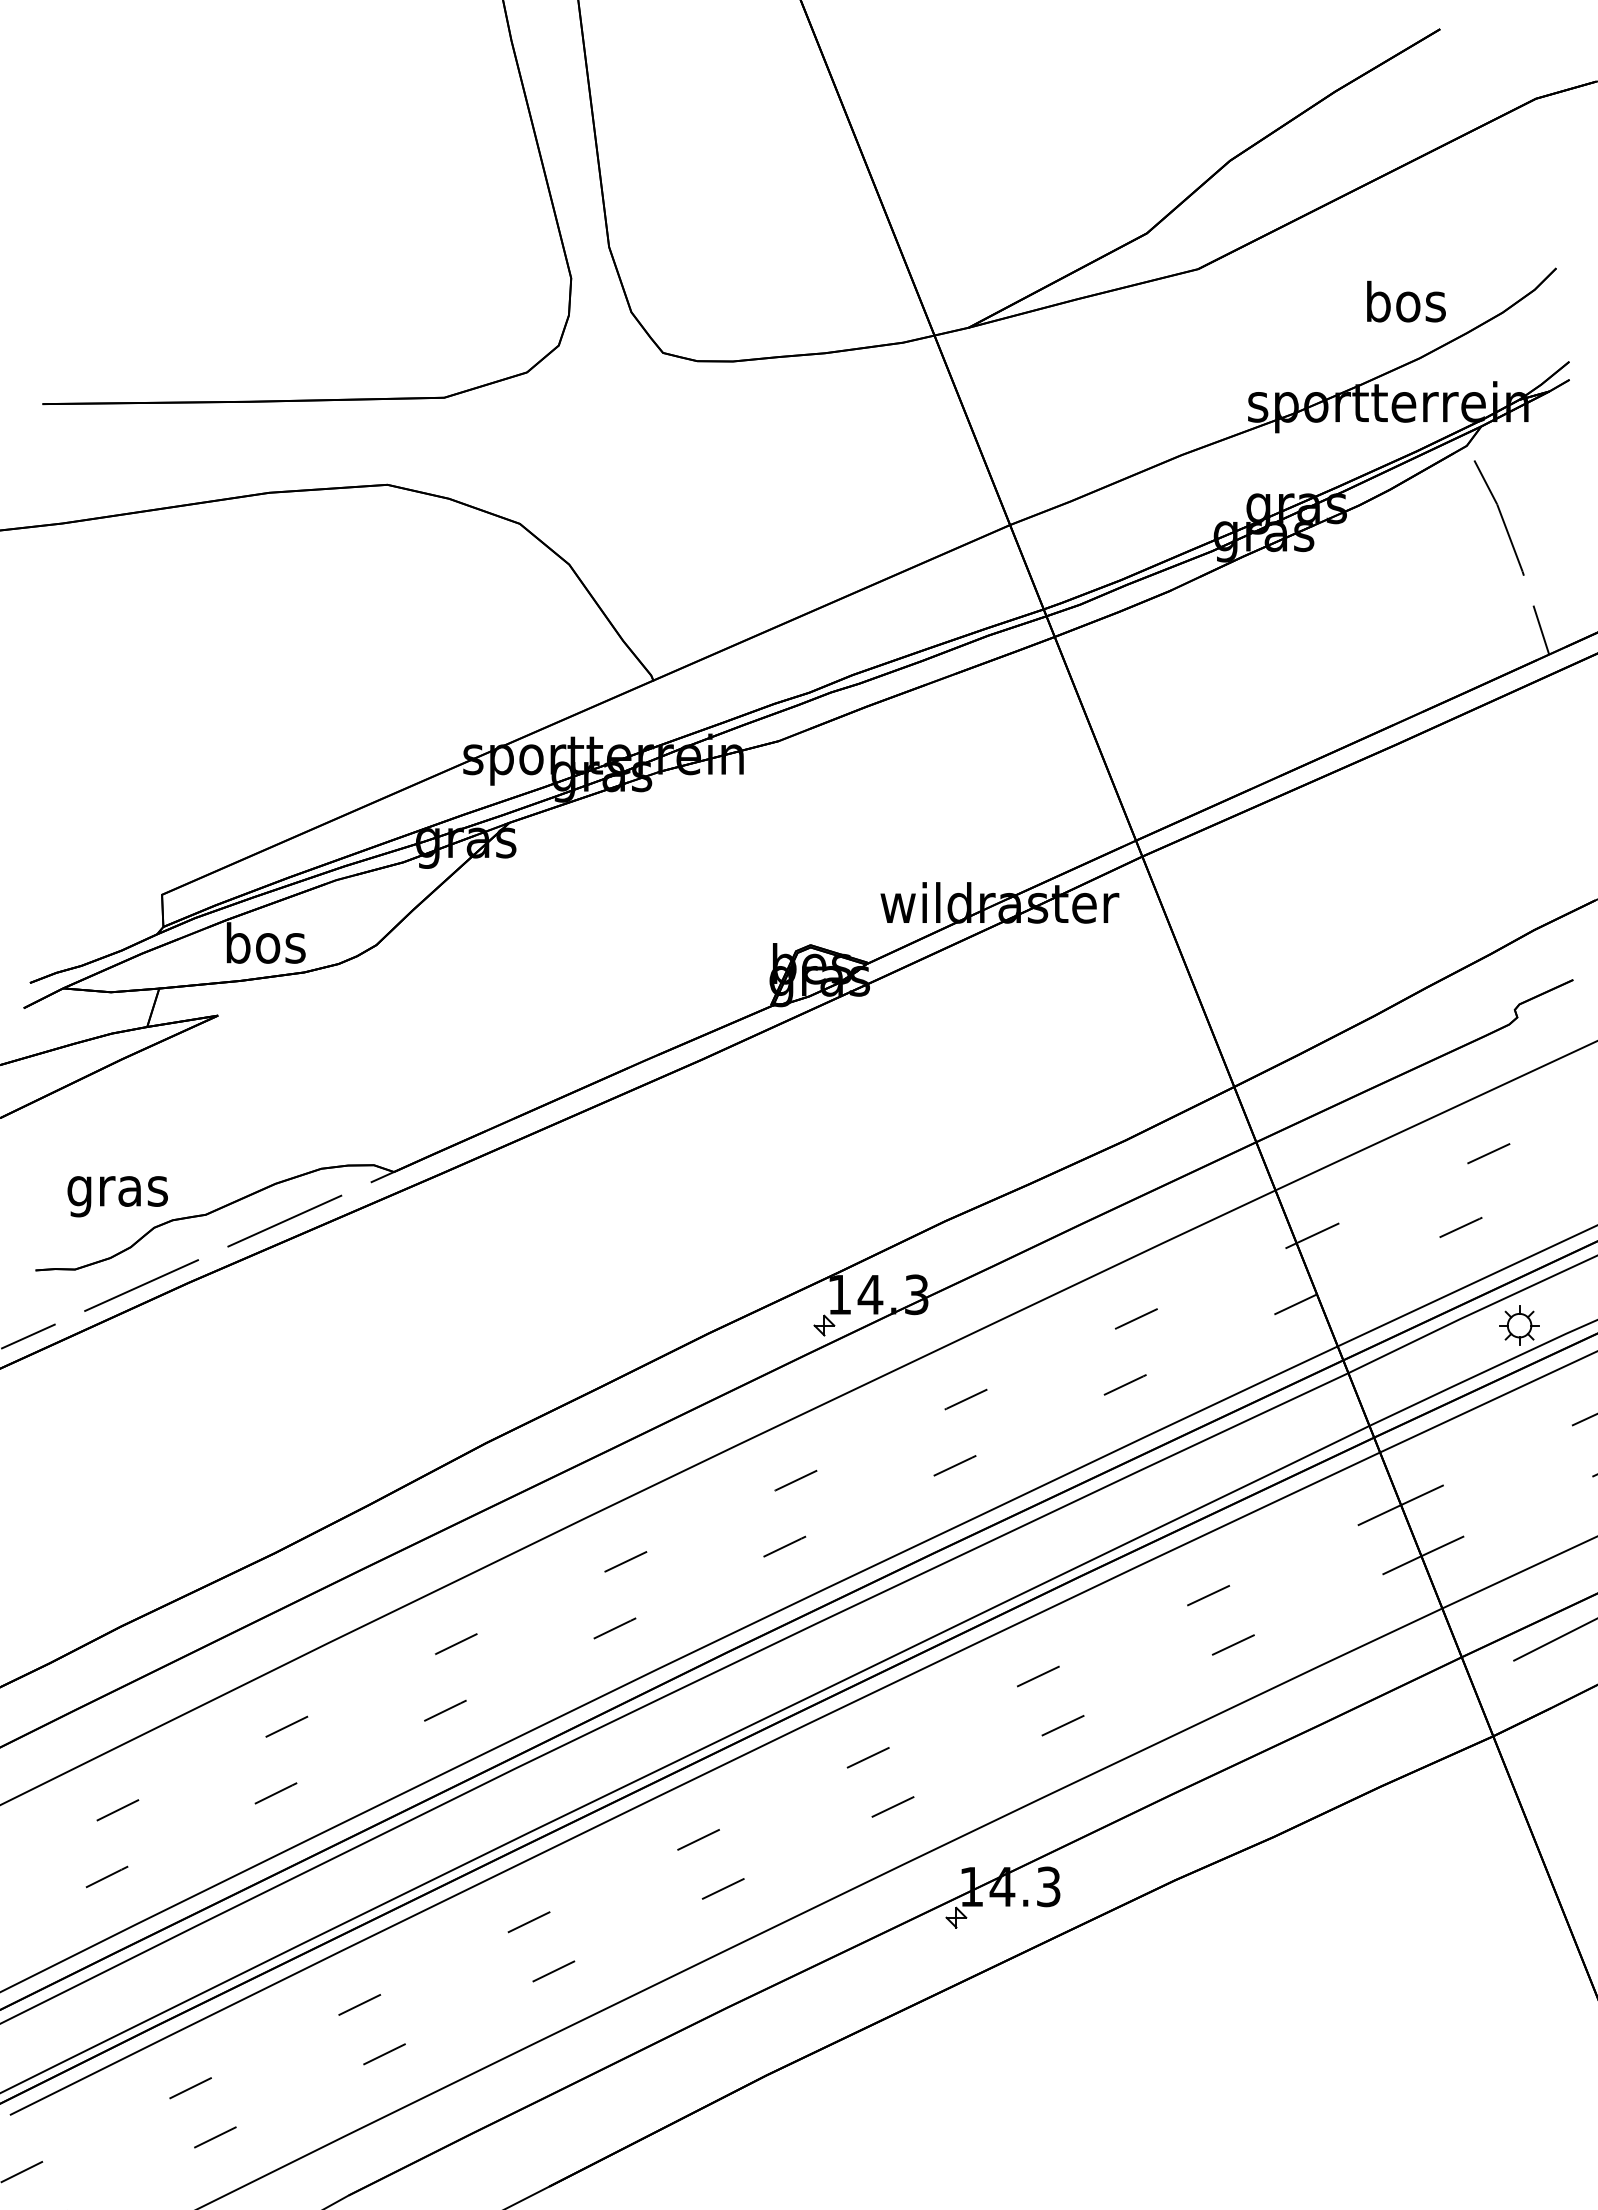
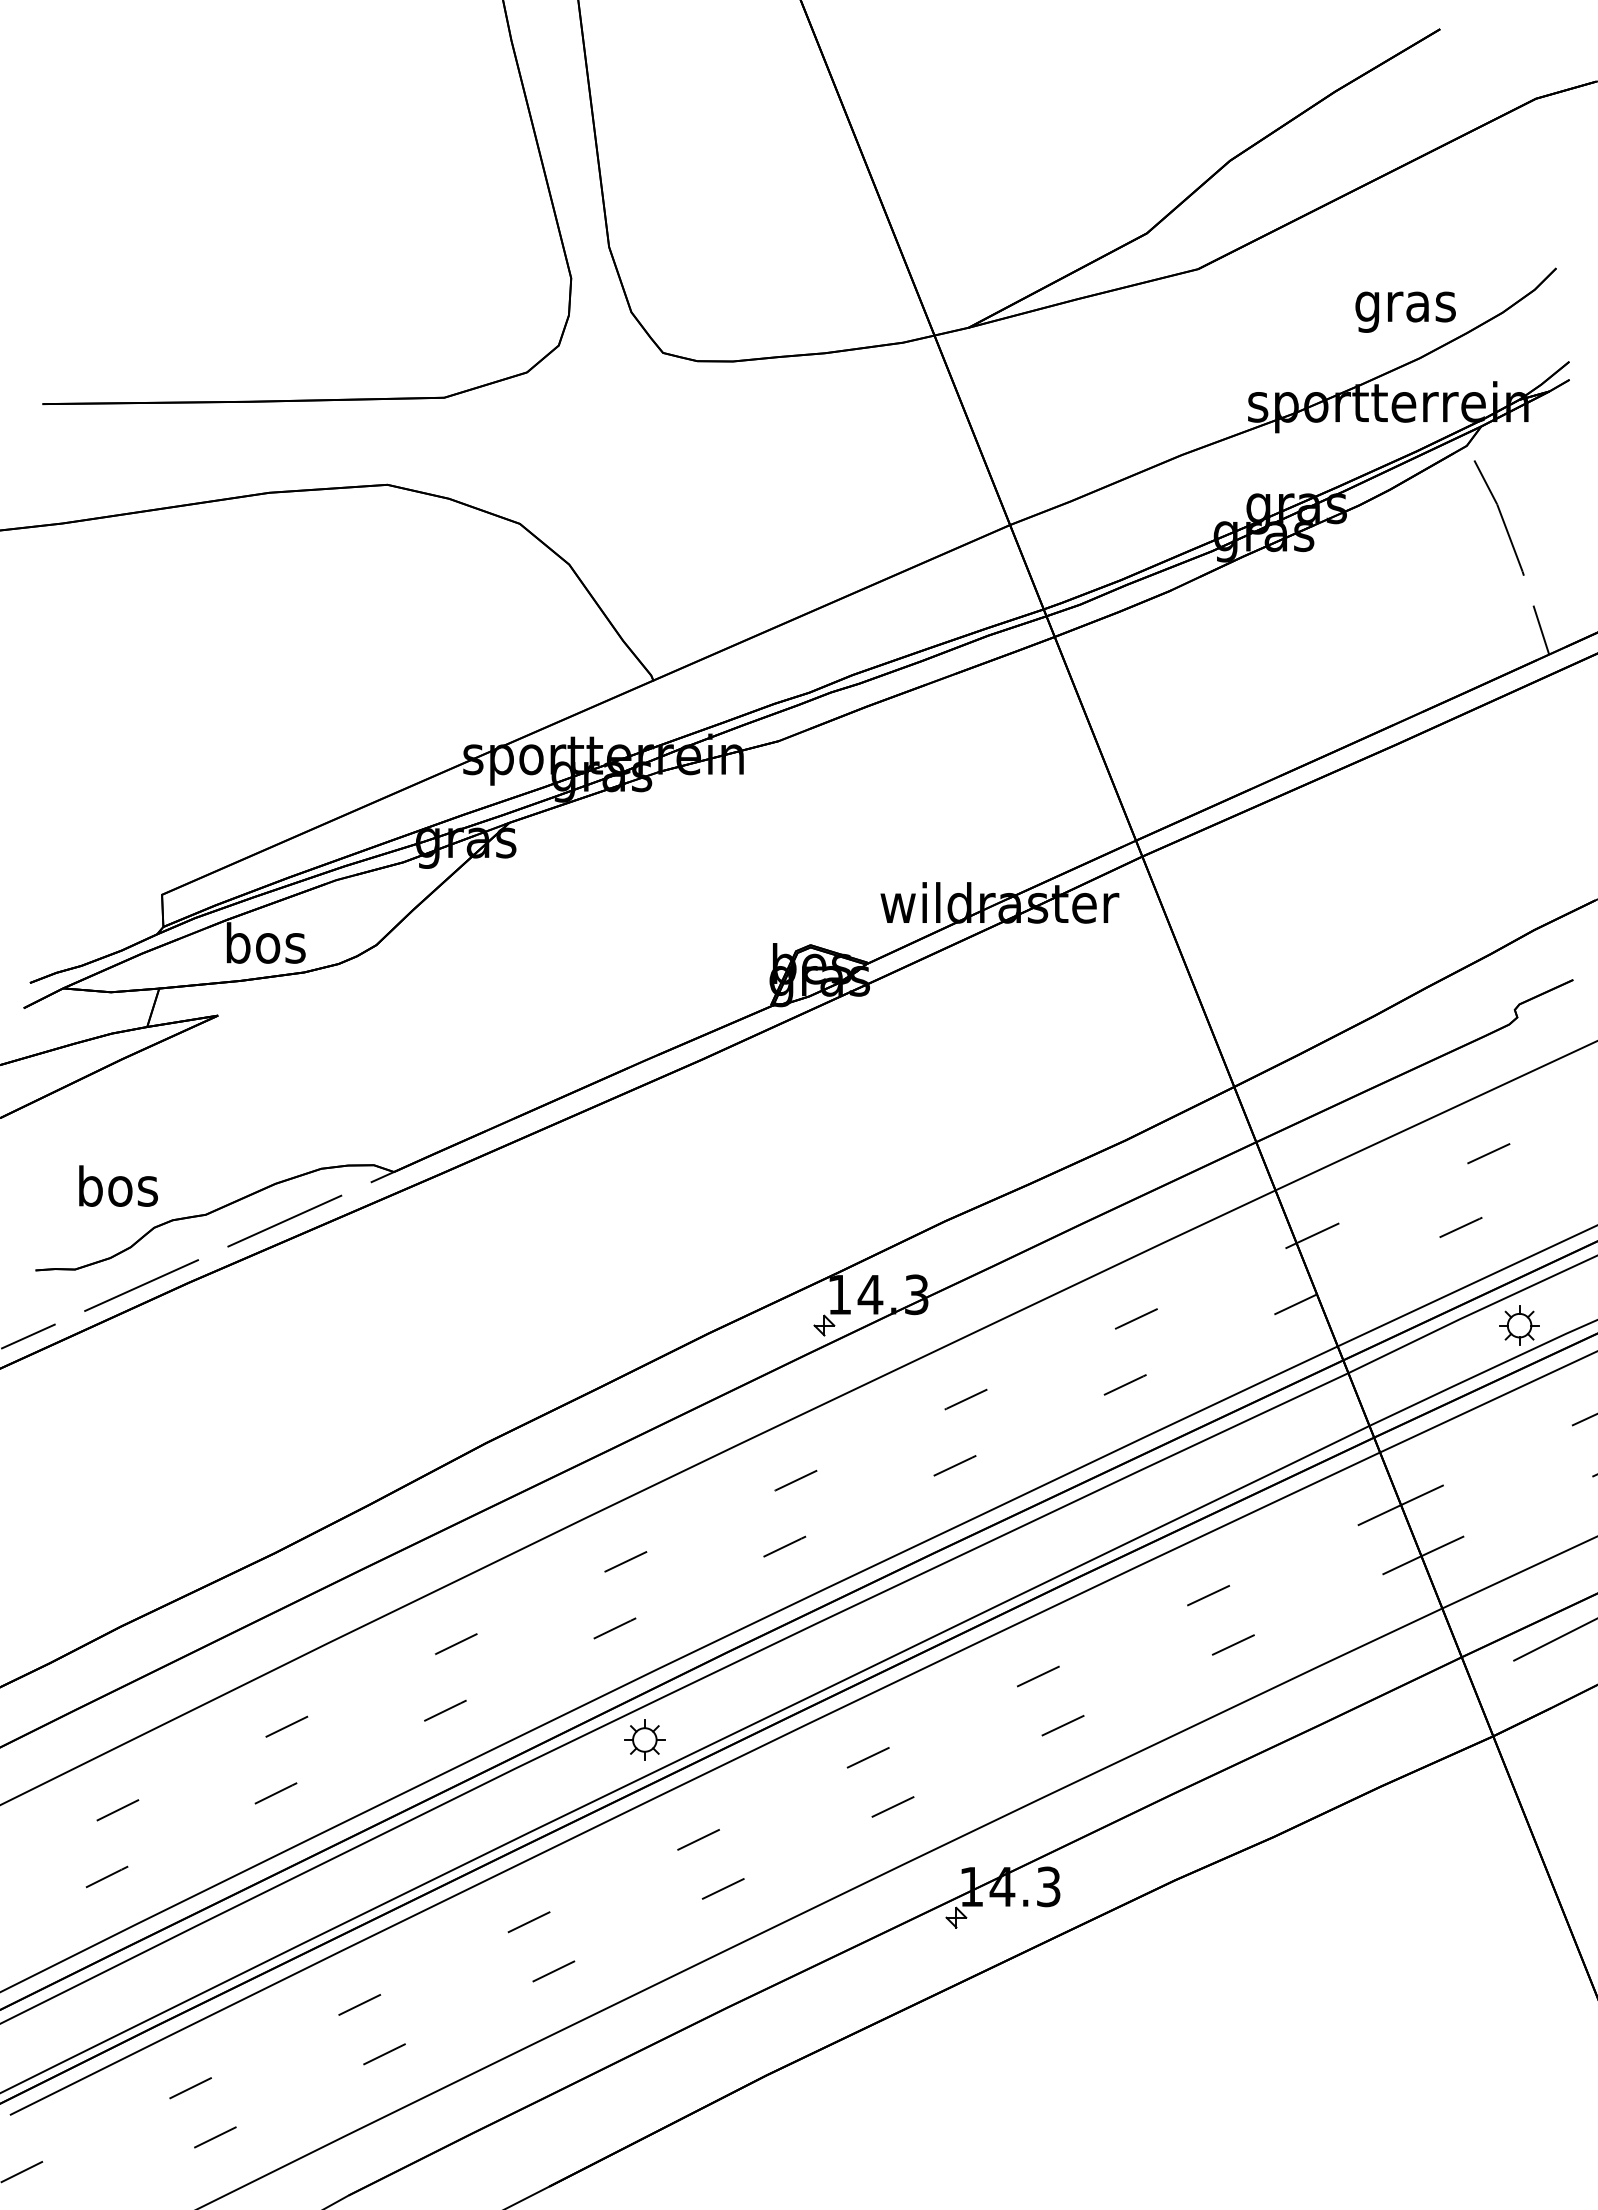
text: bos -> gras (1405, 306)
text: gras -> bos (117, 1191)
part: none -> present (644, 1739)
